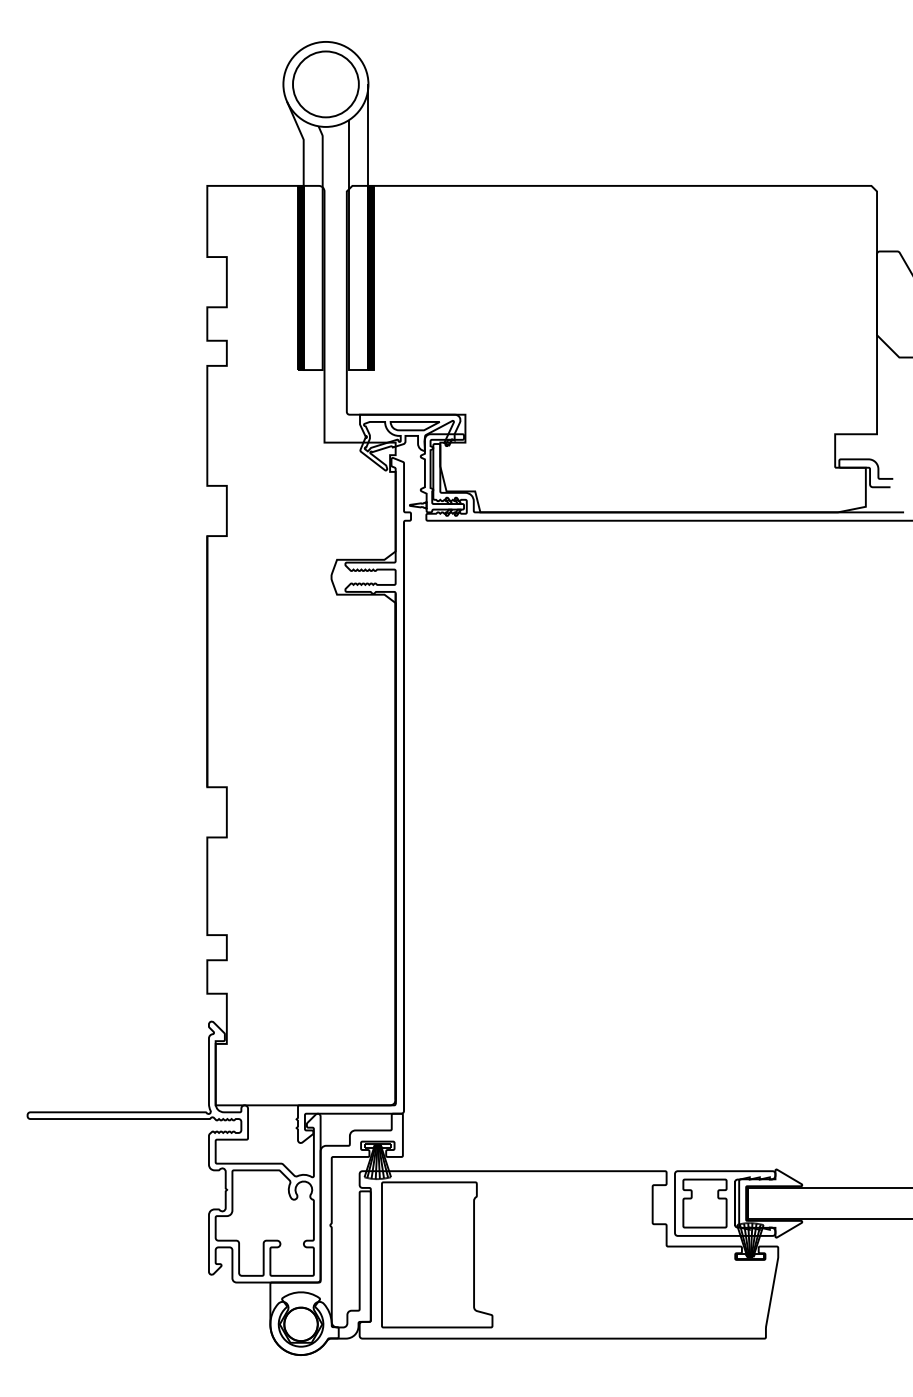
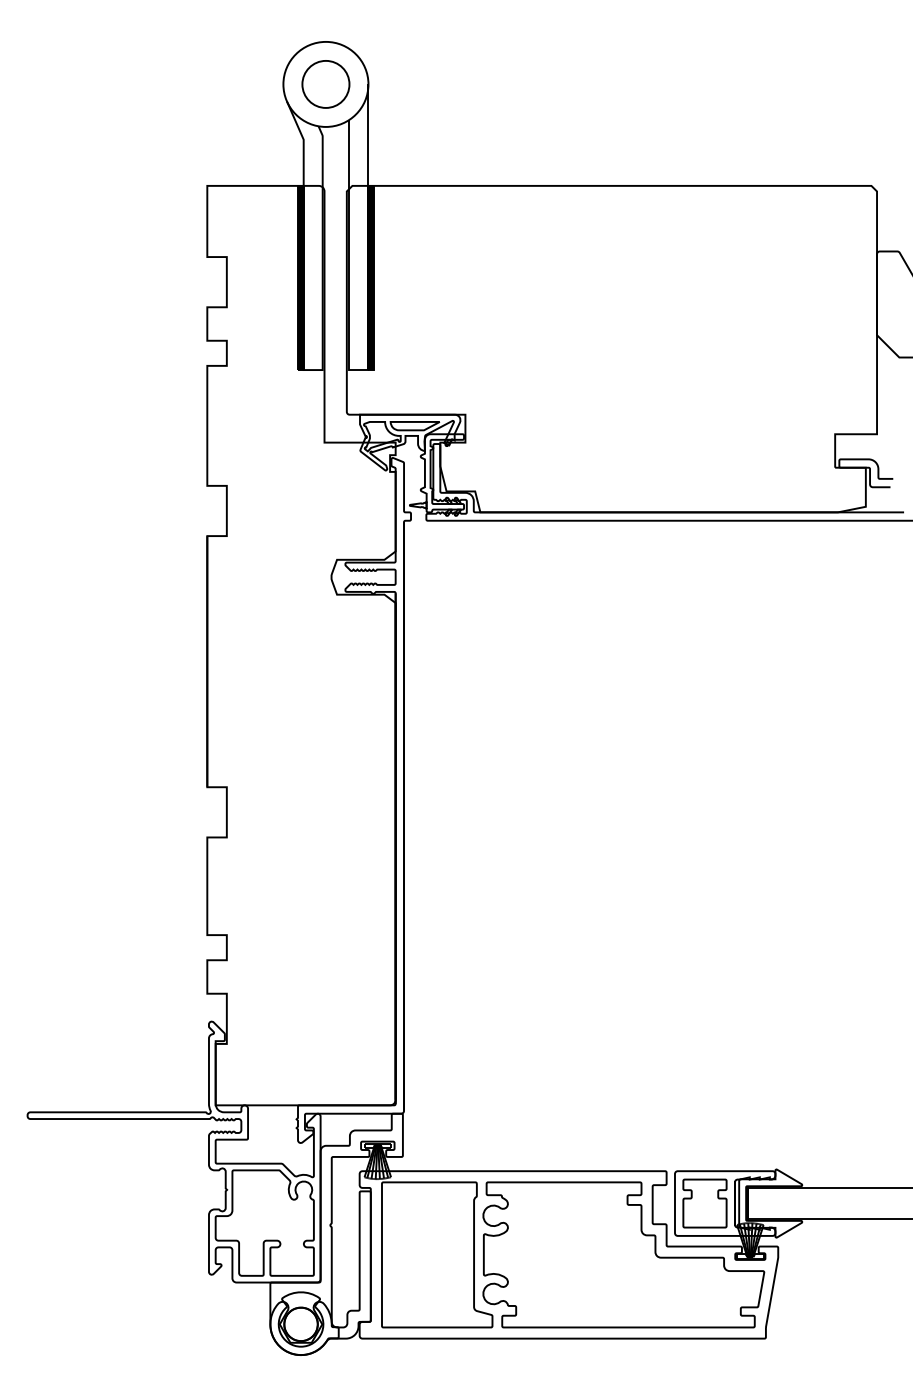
circle diameter: 66 px -> 47 px (325, 83)
part: none -> present (623, 1254)
